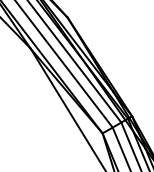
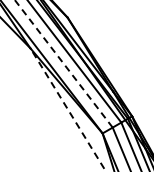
line: solid -> dashed (63, 63)
line: solid -> dashed (68, 109)
